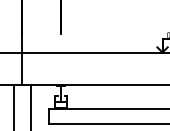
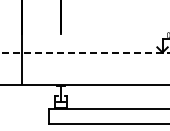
line: solid -> dashed (85, 52)
line: present -> none (14, 106)
line: present -> none (30, 106)
